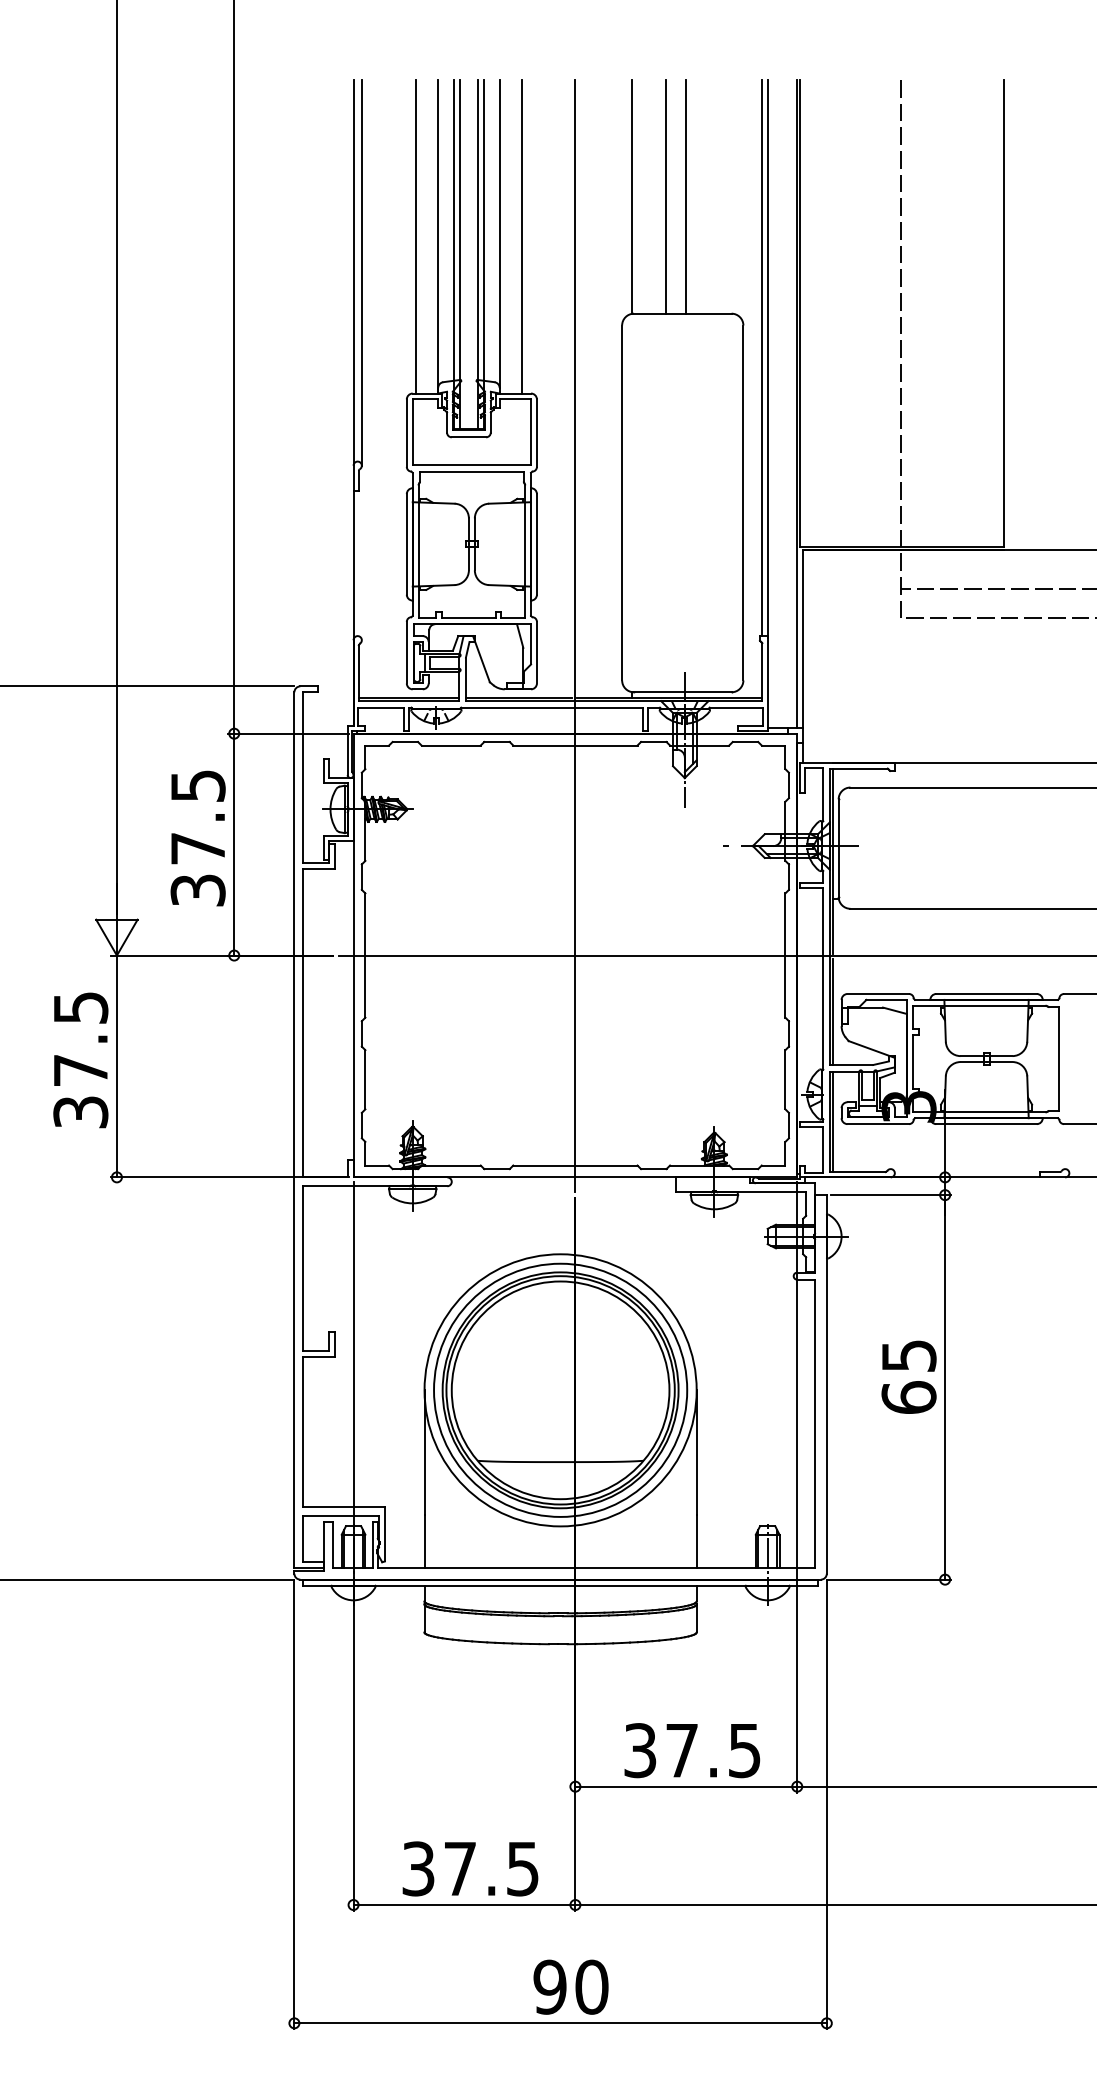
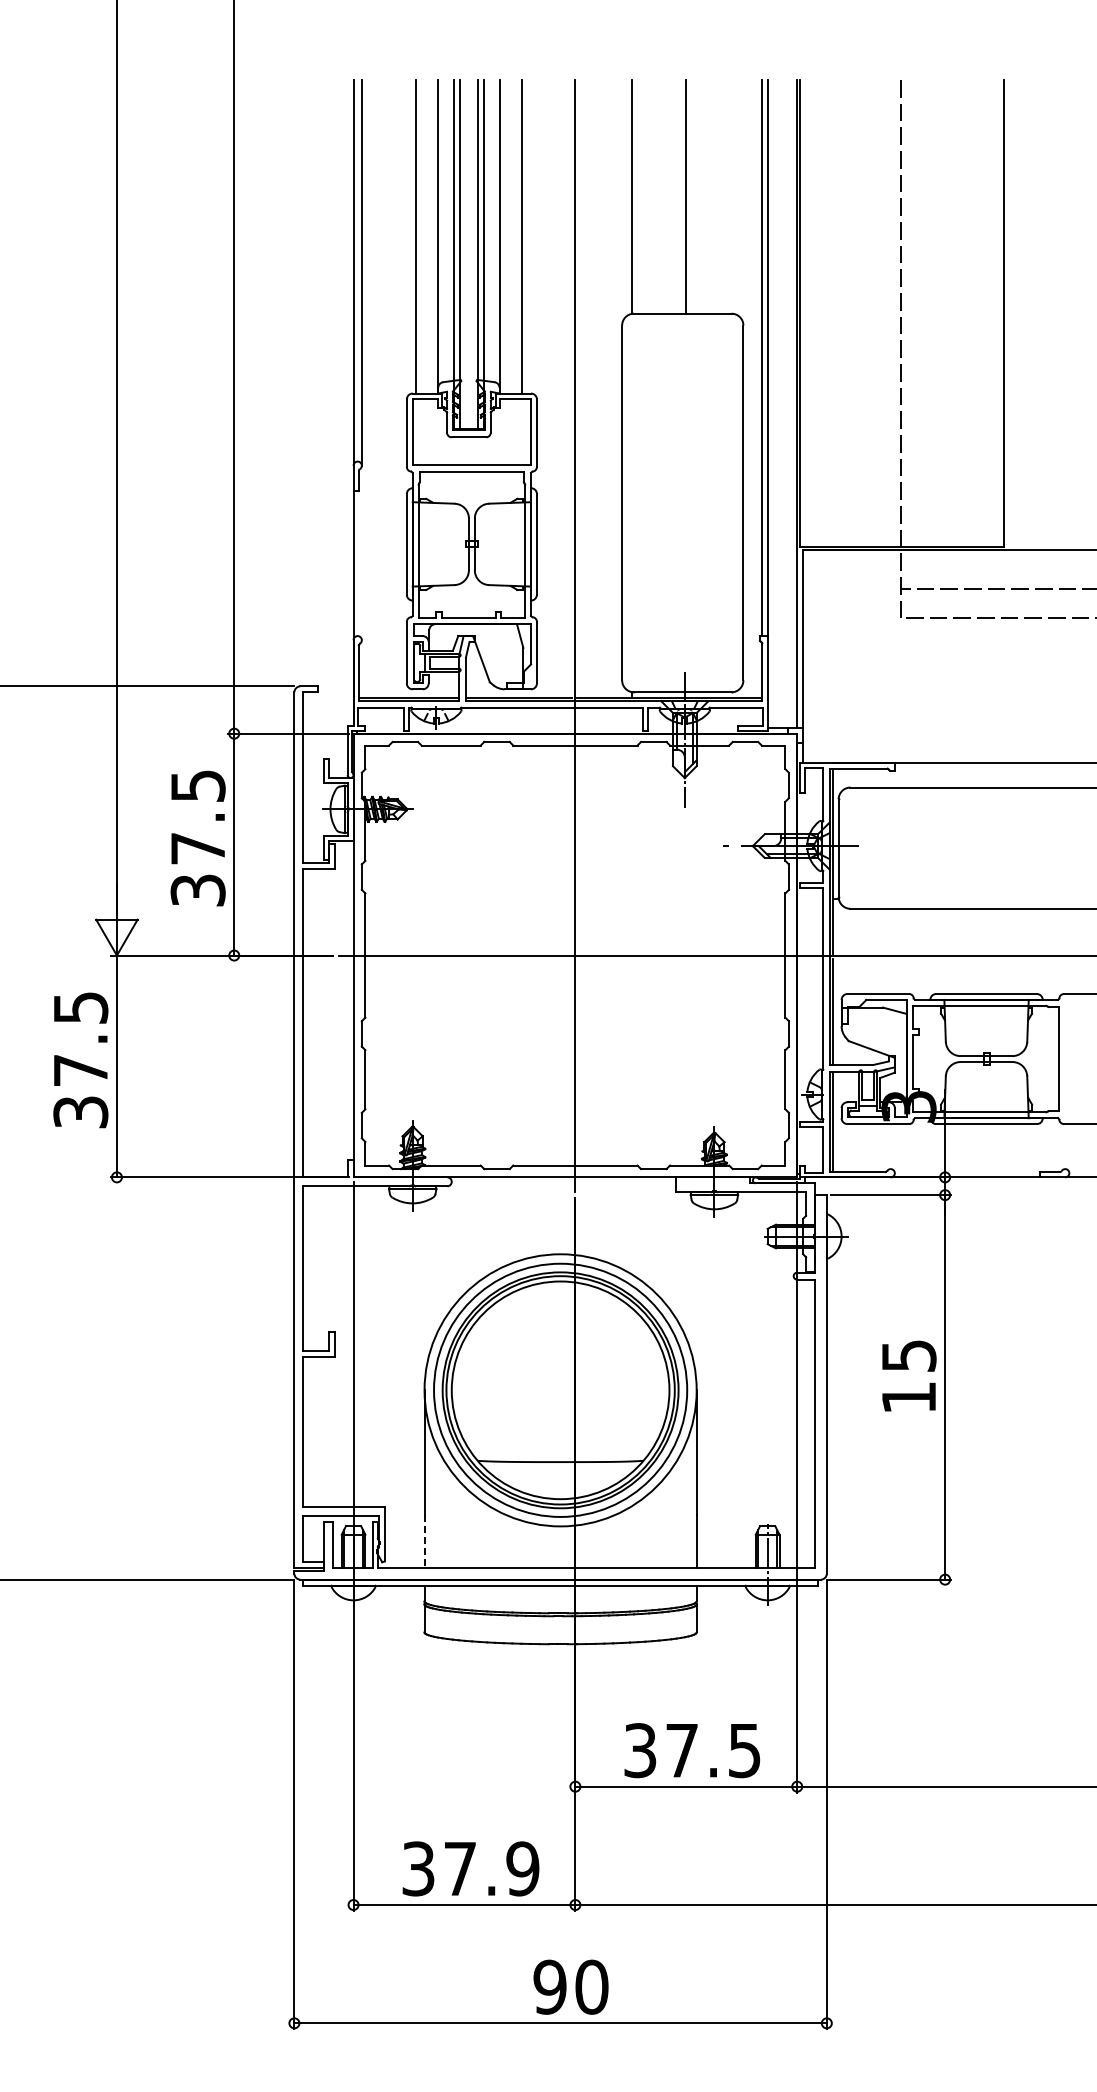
line: present -> none (665, 196)
text: 65 -> 15 (908, 1397)
line: solid -> dashed (424, 1541)
text: 37.5 -> 37.9 (522, 1868)
